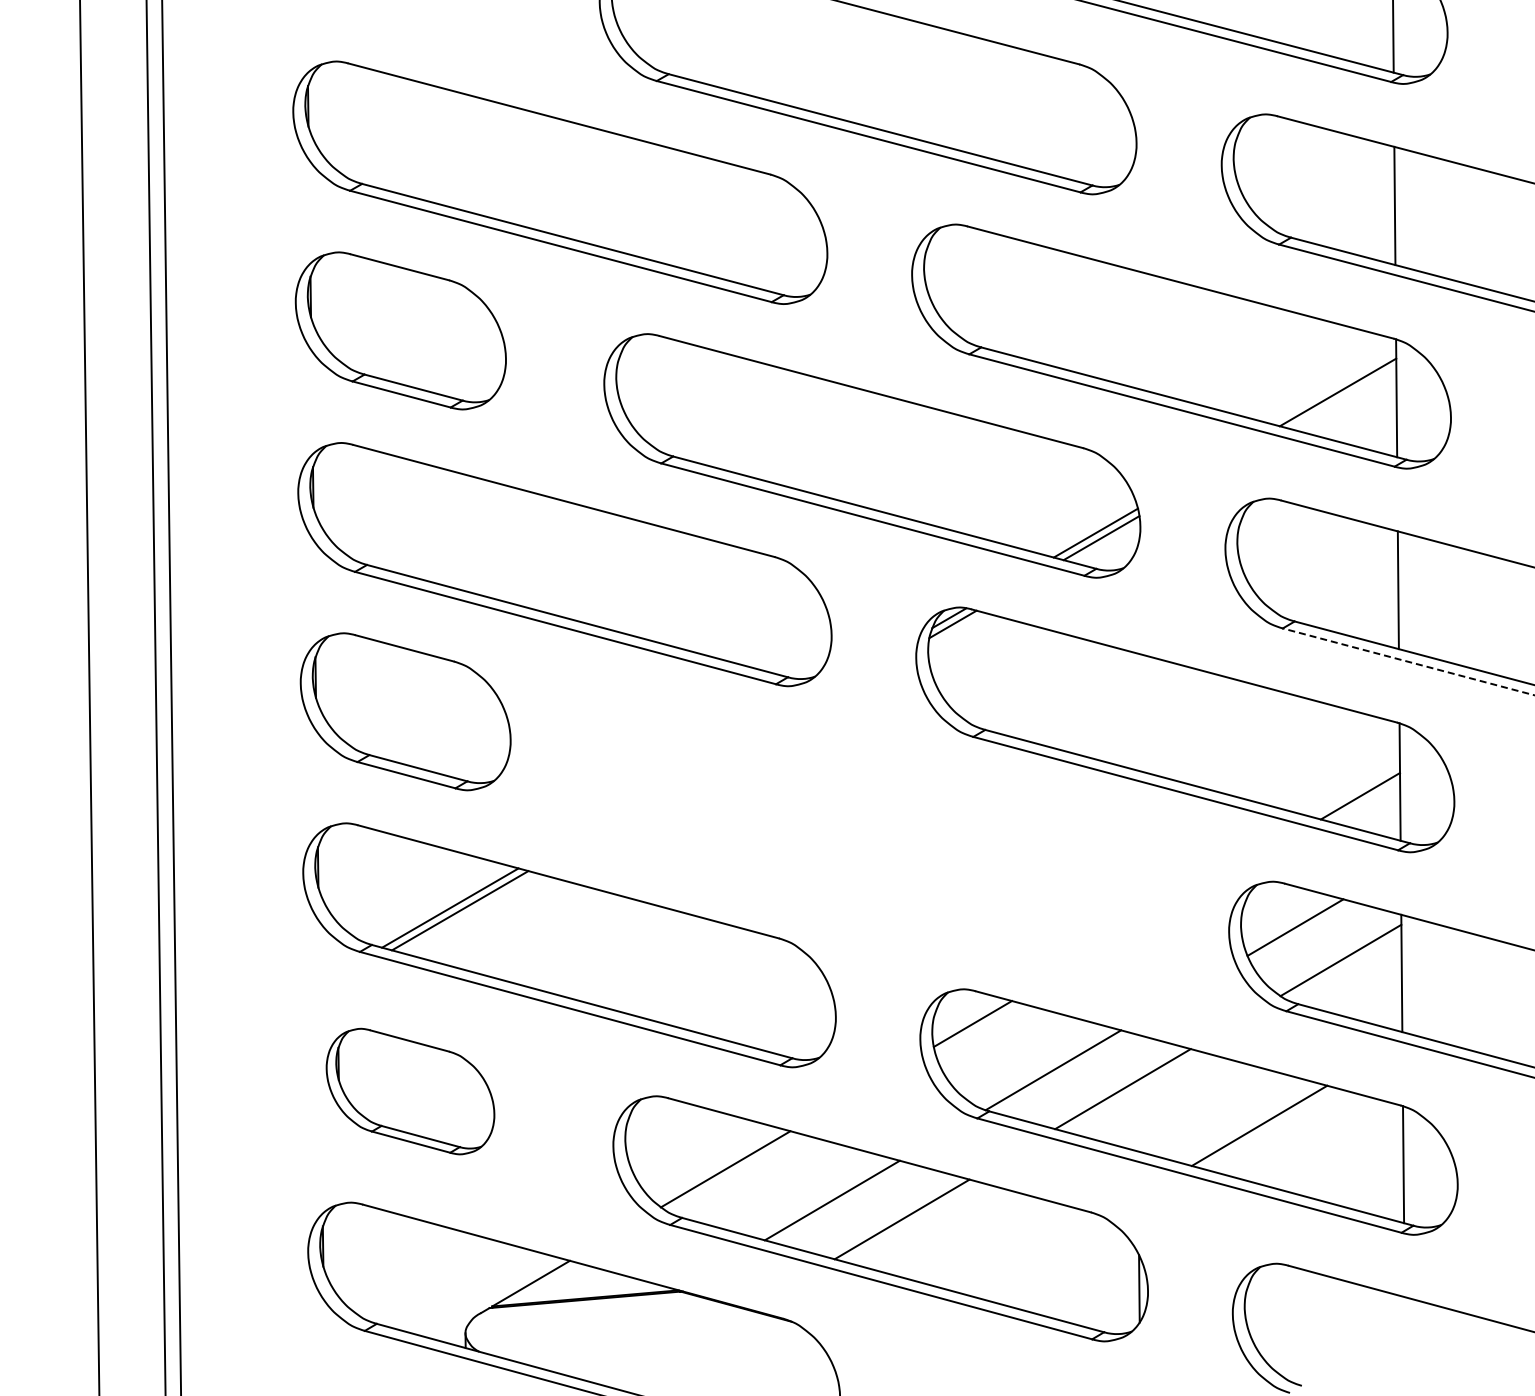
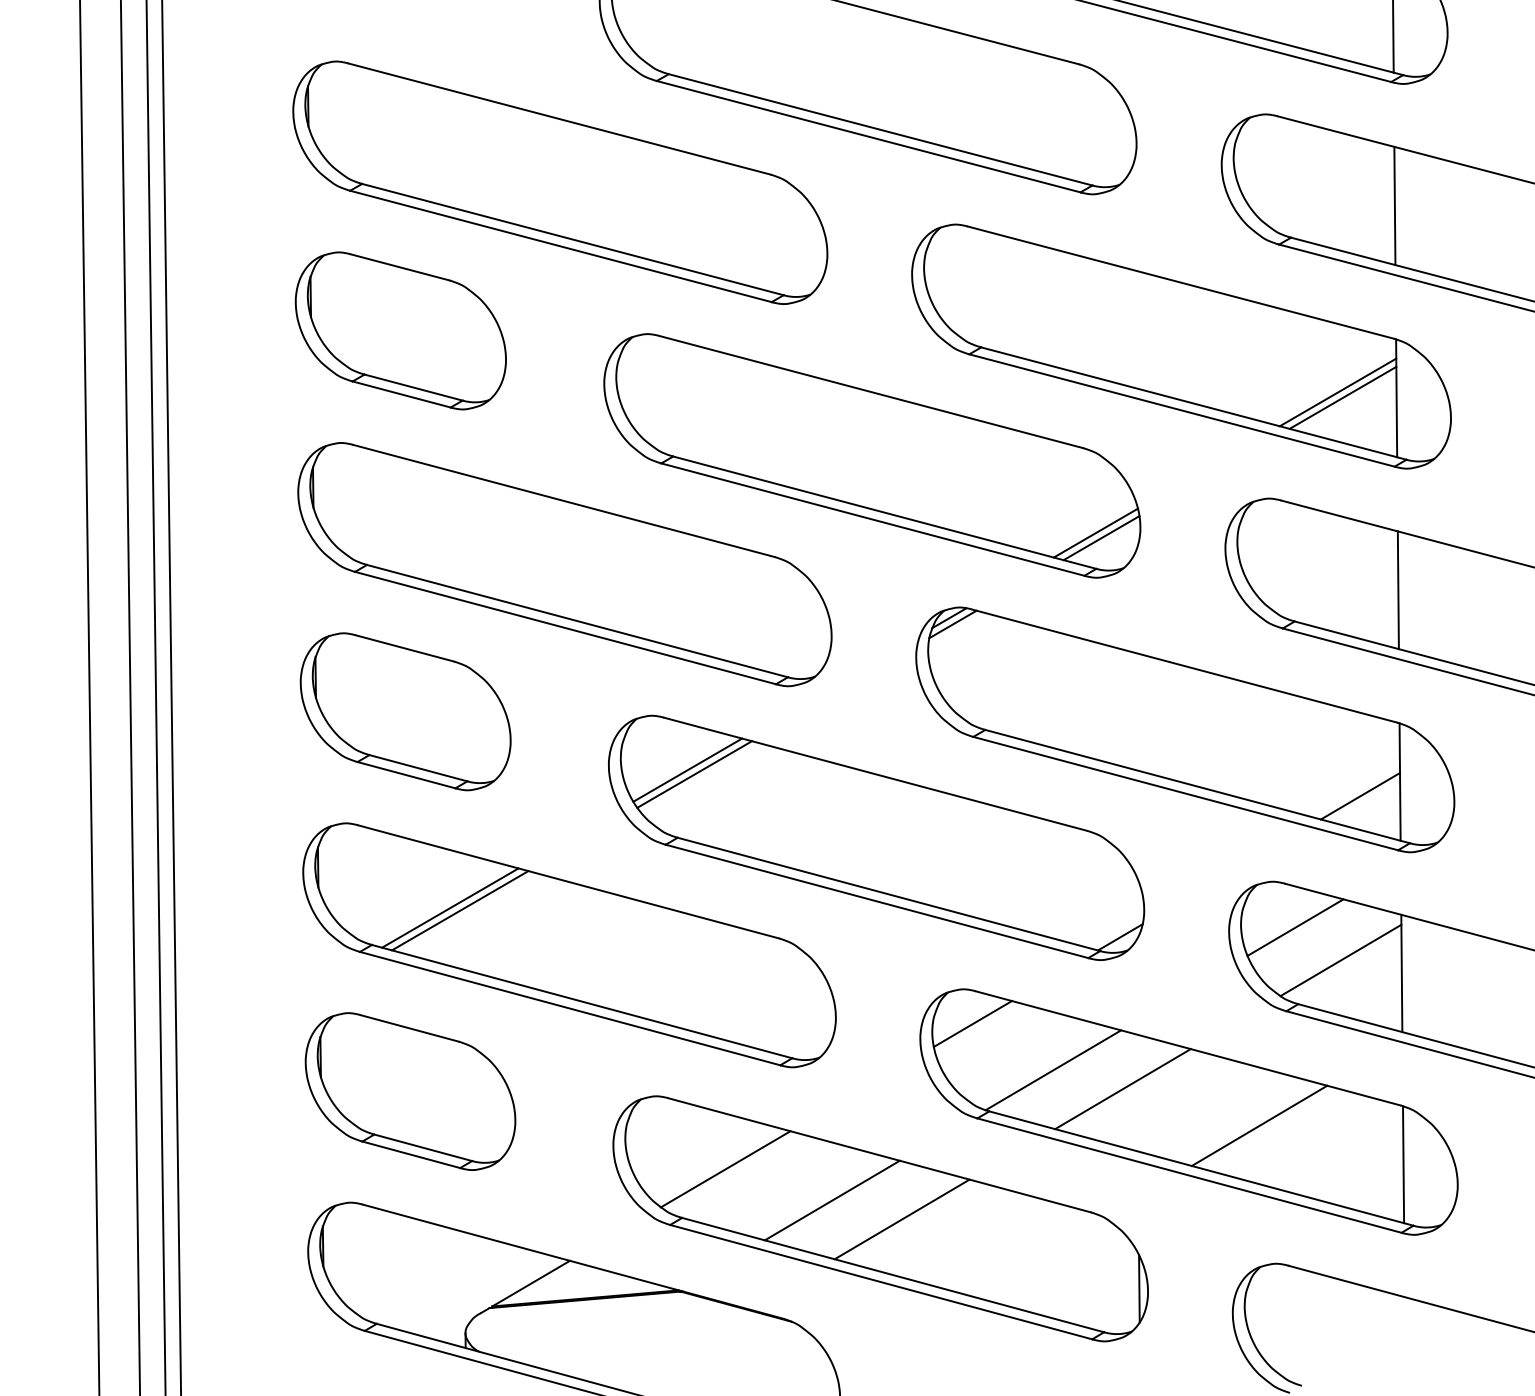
line: none -> present (1342, 397)
line: dashed -> solid (1408, 661)
line: none -> present (130, 697)
part: none -> present (876, 837)
part size: 171x129 px -> 213x159 px (410, 1091)
